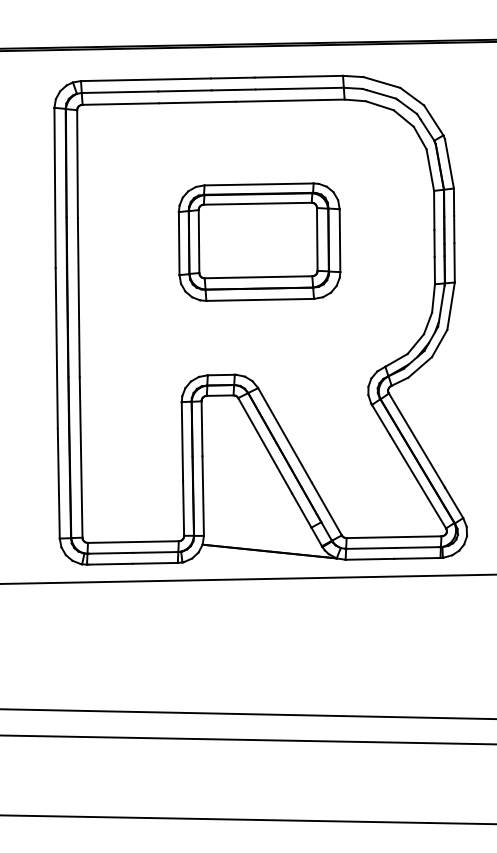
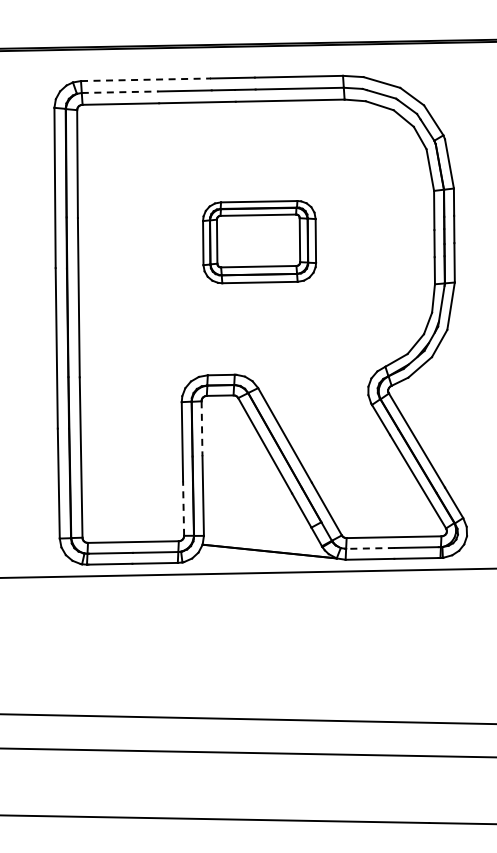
line: solid -> dashed (145, 79)
line: solid -> dashed (120, 92)
part size: 165x120 px -> 116x85 px (259, 242)
line: solid -> dashed (202, 429)
line: solid -> dashed (183, 508)
line: solid -> dashed (370, 548)
line position: (247, 578) -> (247, 572) (247, 572)
line position: (247, 714) -> (247, 719) (247, 719)
line position: (247, 739) -> (247, 752) (247, 752)
